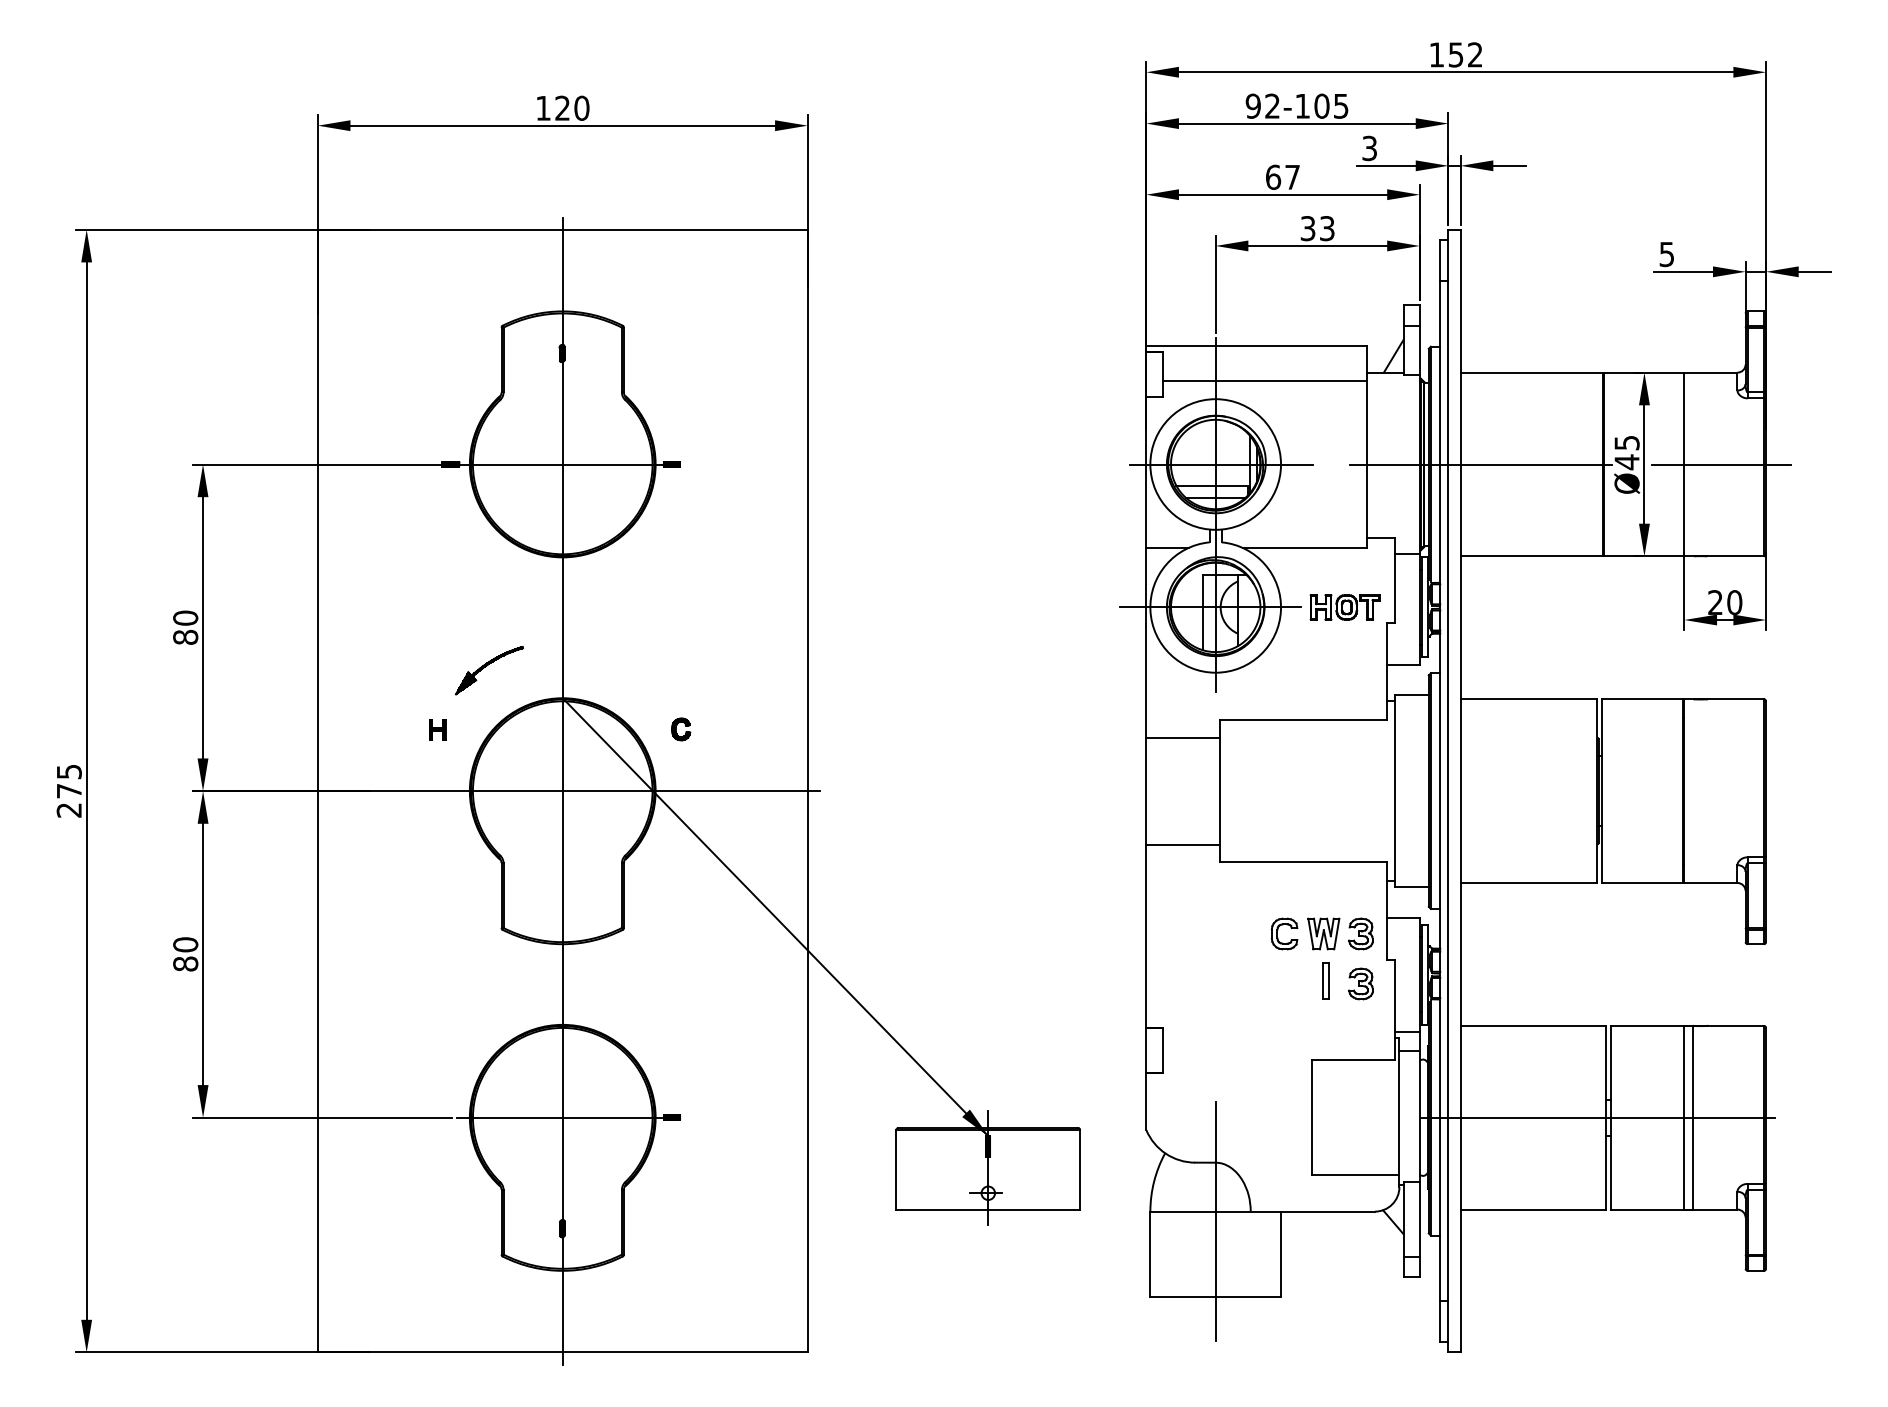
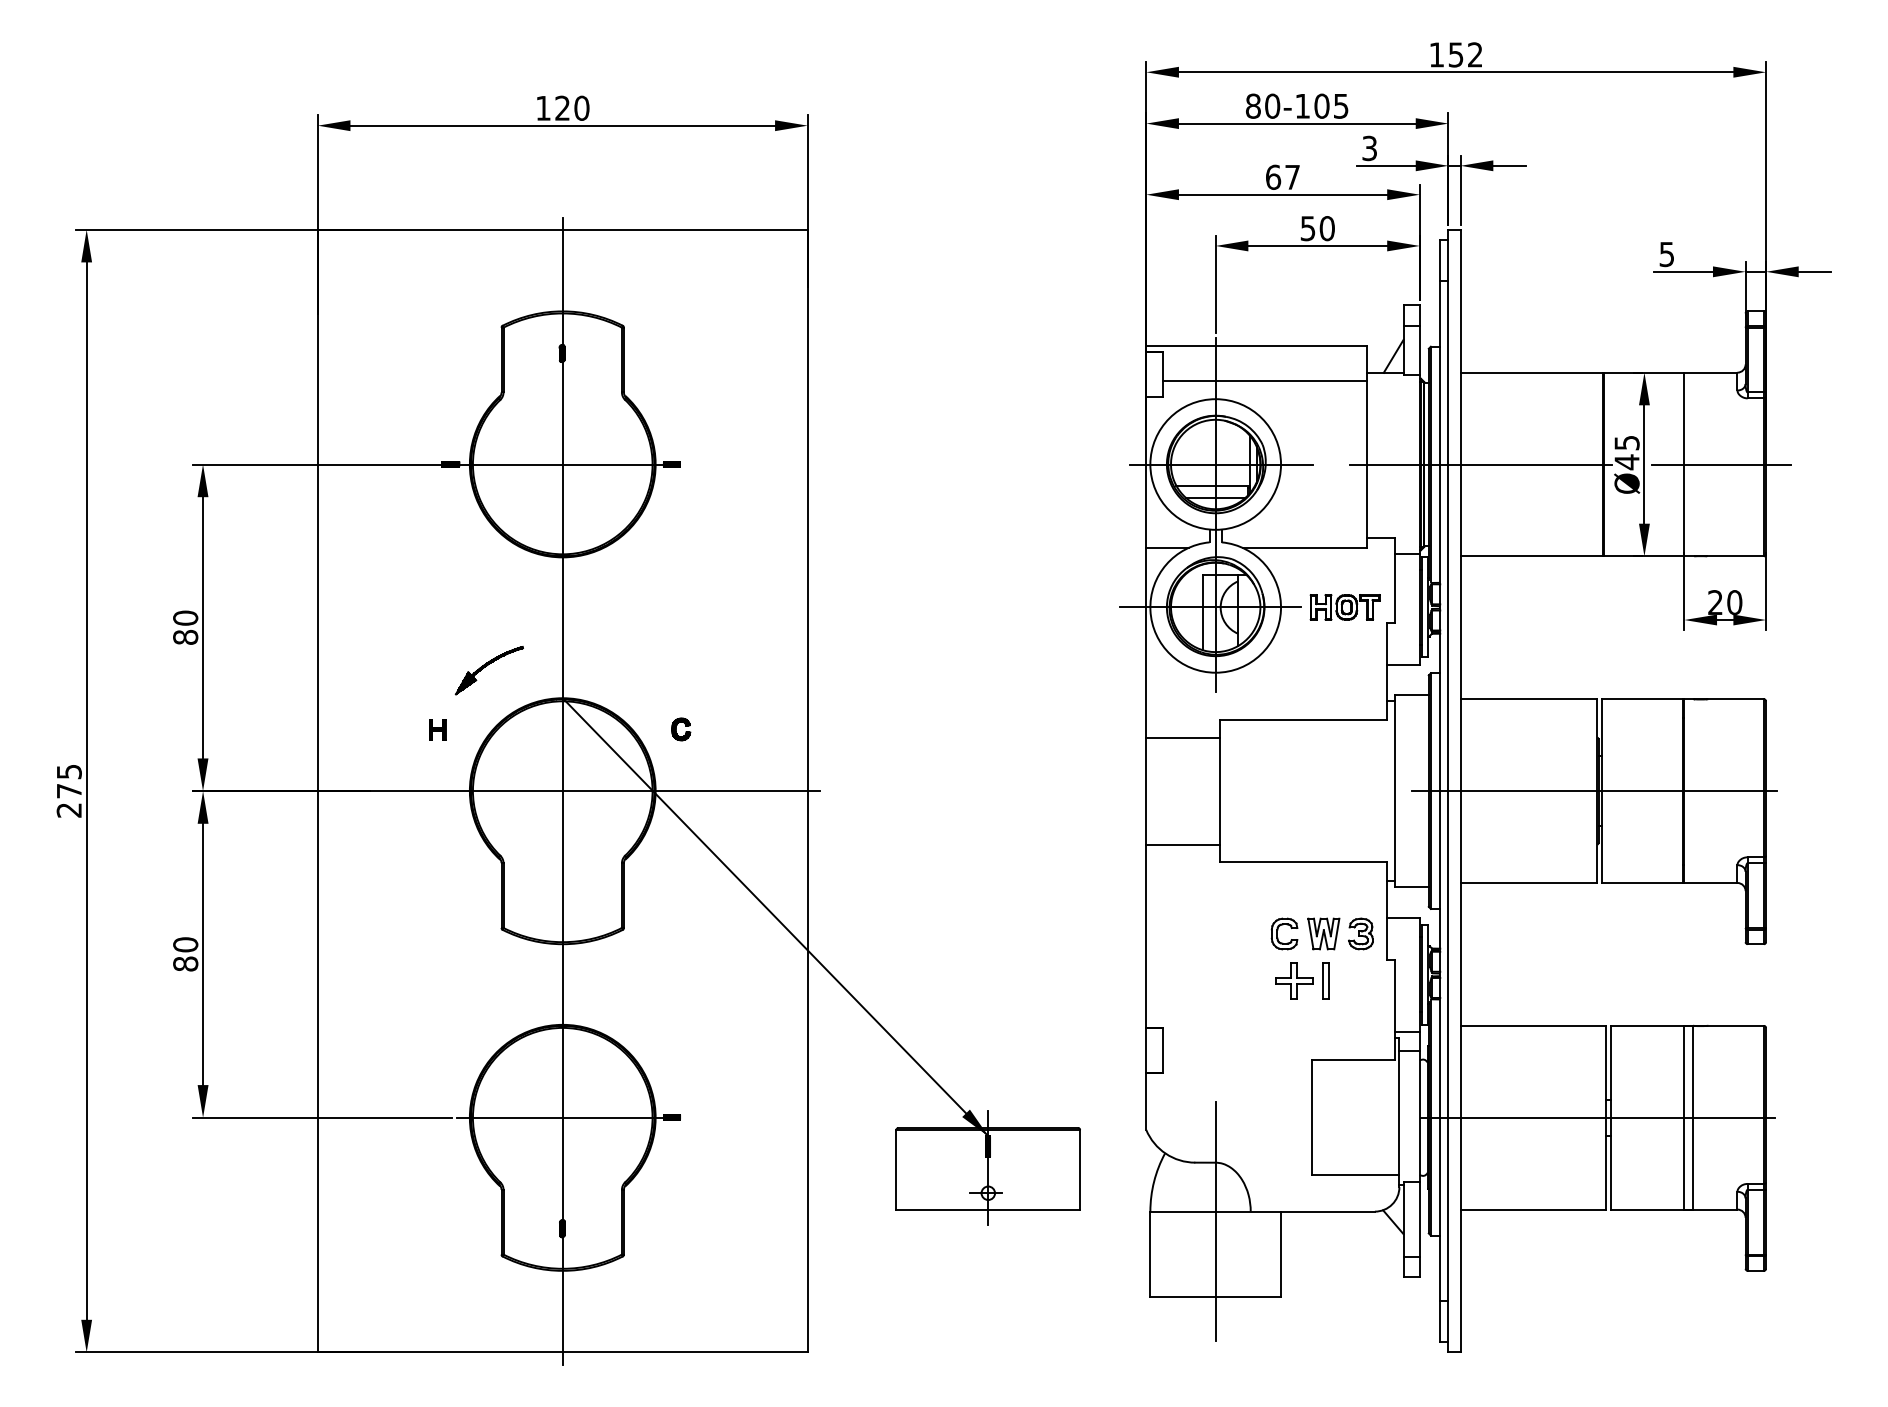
text: 92-105 -> 80-105 (1262, 105)
text: 33 -> 50 (1317, 228)
line: none -> present (1594, 791)
part: none -> present (1294, 980)
part: present -> none (1360, 983)
